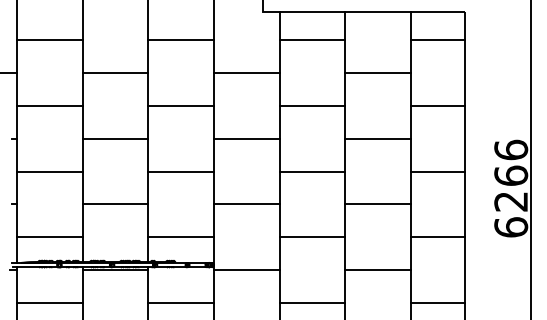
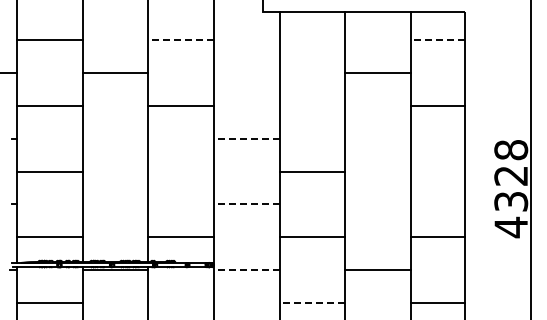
line: solid -> dashed (181, 40)
line: present -> none (312, 40)
line: solid -> dashed (438, 40)
line: present -> none (246, 73)
line: present -> none (312, 105)
line: present -> none (115, 138)
line: solid -> dashed (246, 138)
line: present -> none (378, 138)
line: present -> none (181, 171)
line: present -> none (437, 171)
text: 6266 -> 4328 (511, 188)
line: present -> none (115, 204)
line: solid -> dashed (246, 204)
line: present -> none (378, 204)
line: solid -> dashed (246, 270)
line: present -> none (181, 302)
line: solid -> dashed (312, 302)
